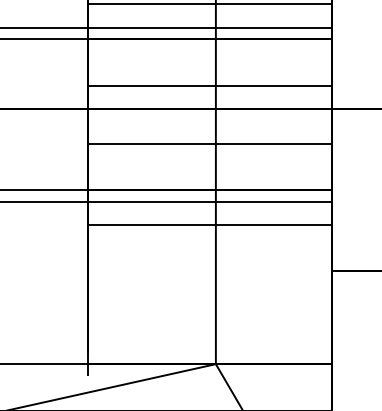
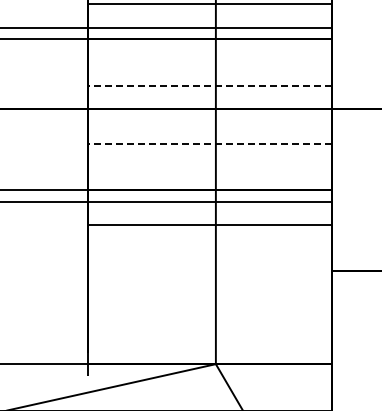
line: solid -> dashed (210, 85)
line: solid -> dashed (210, 143)
